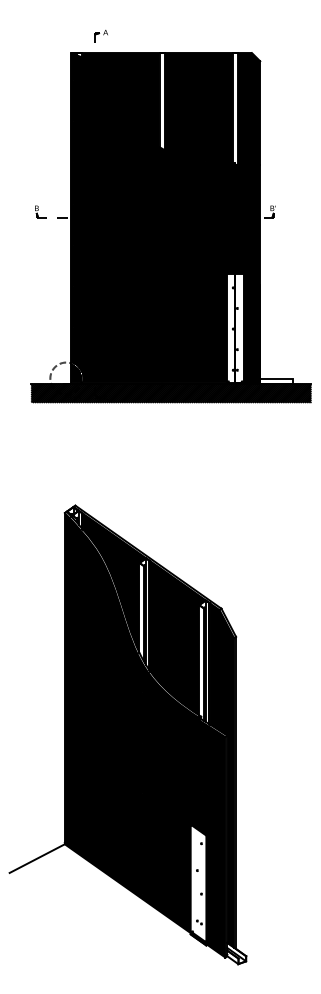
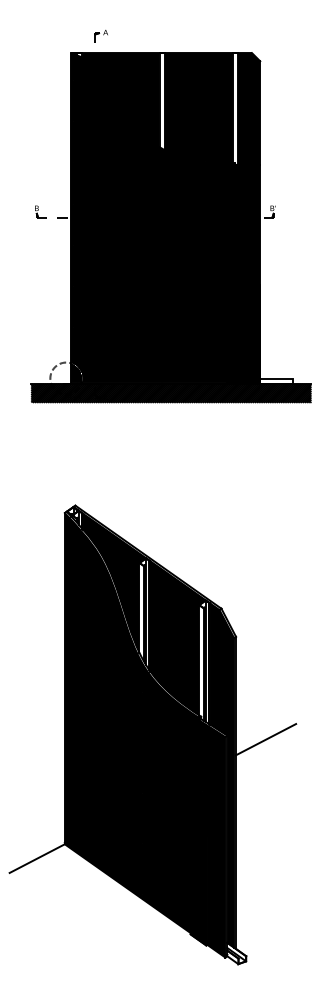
fill: none -> present (235, 329)
line: none -> present (265, 739)
fill: none -> present (198, 884)
